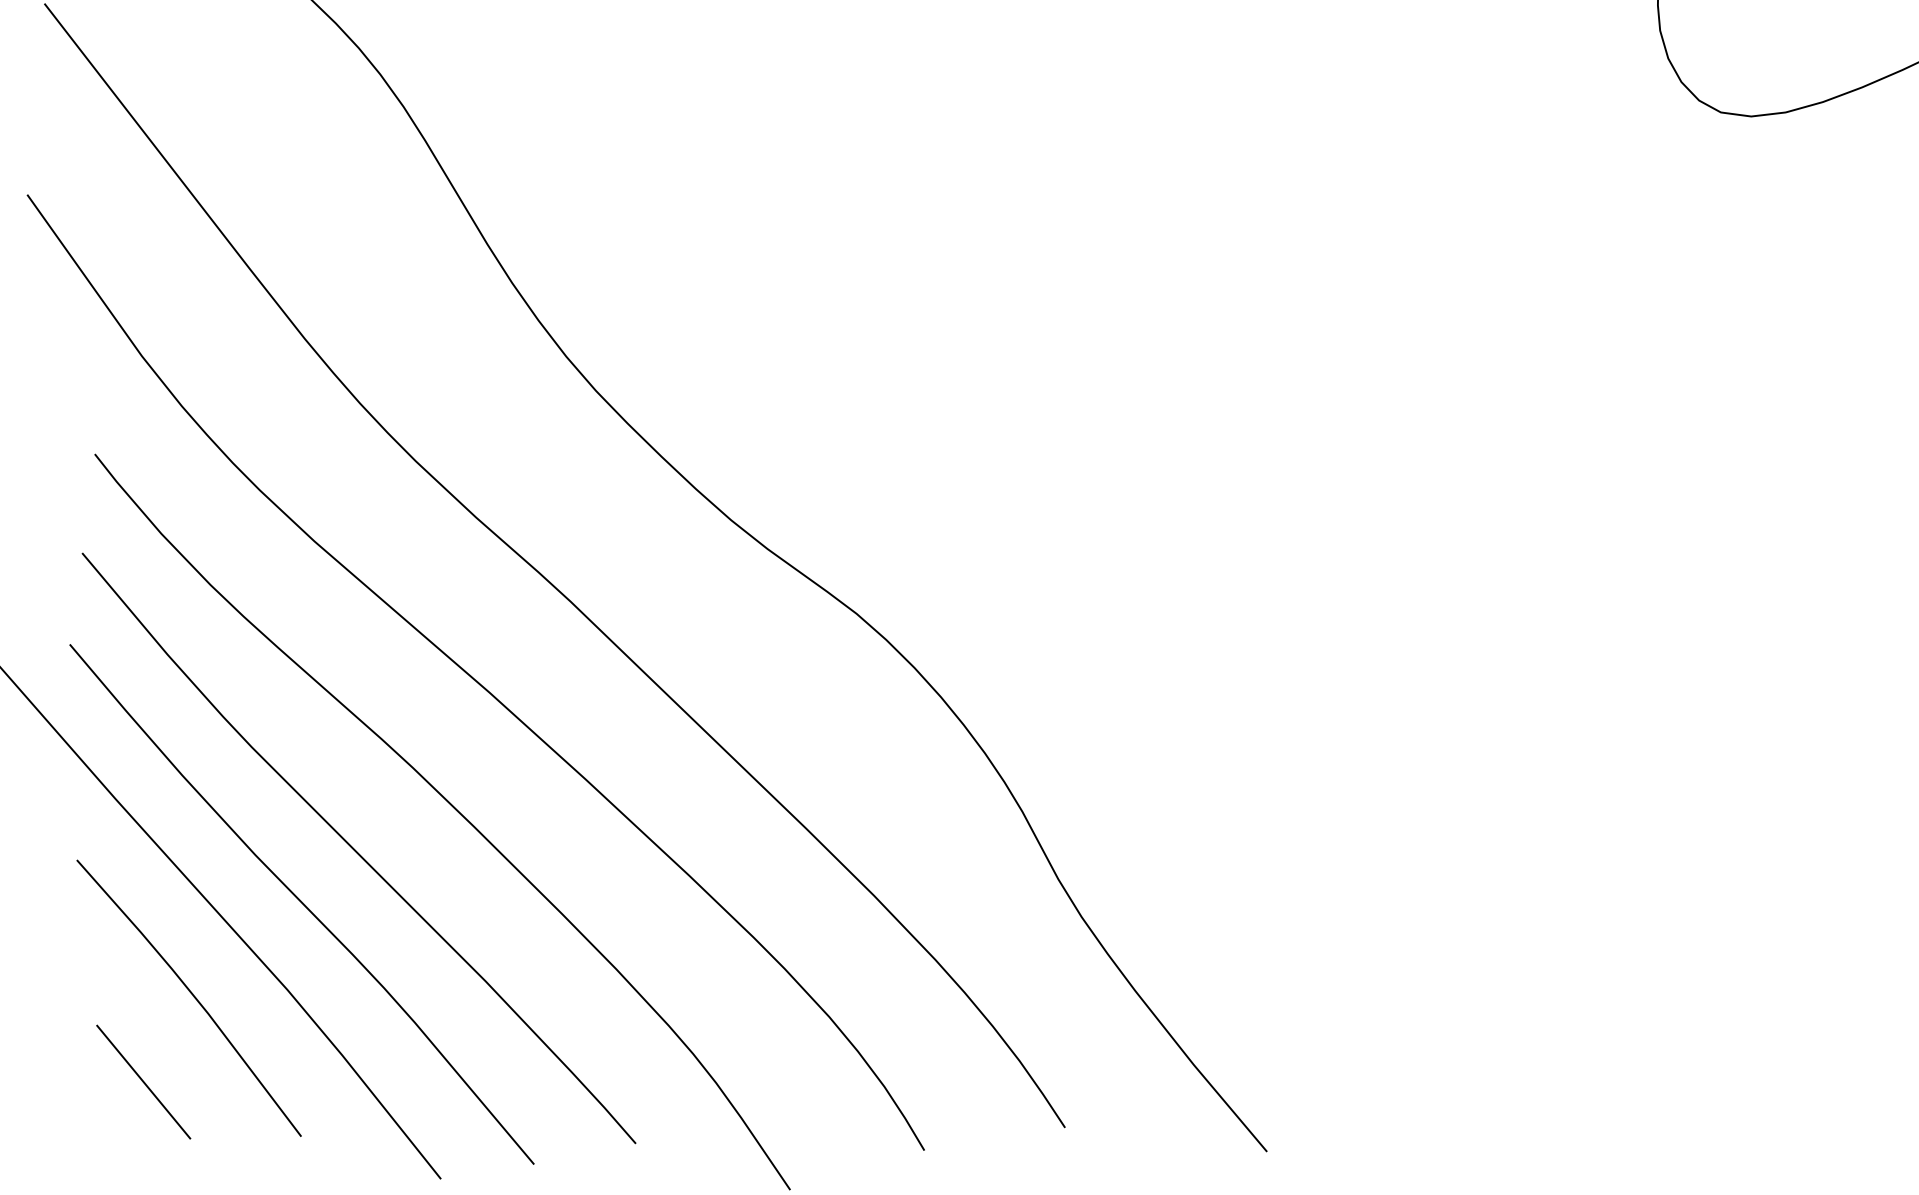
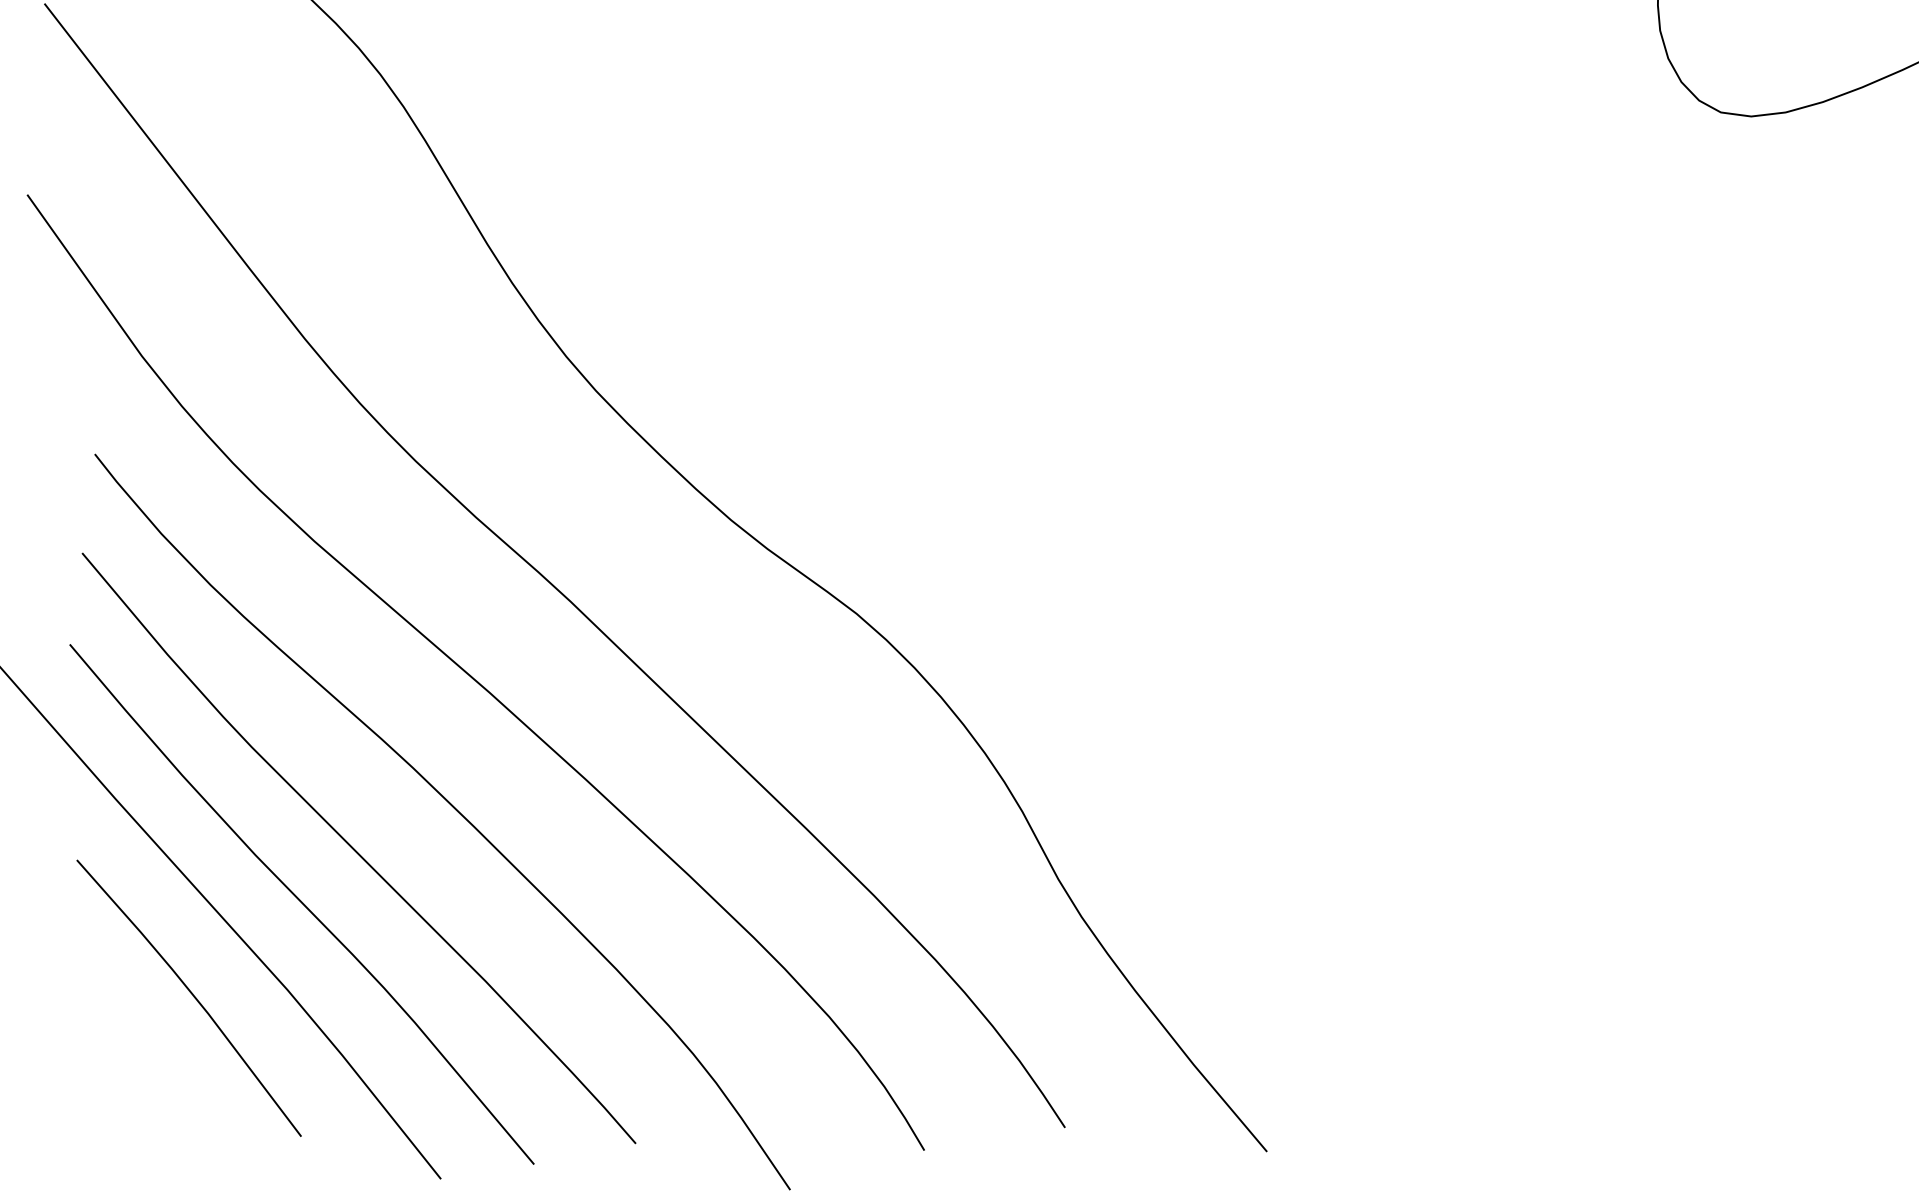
line: present -> none (143, 1081)
